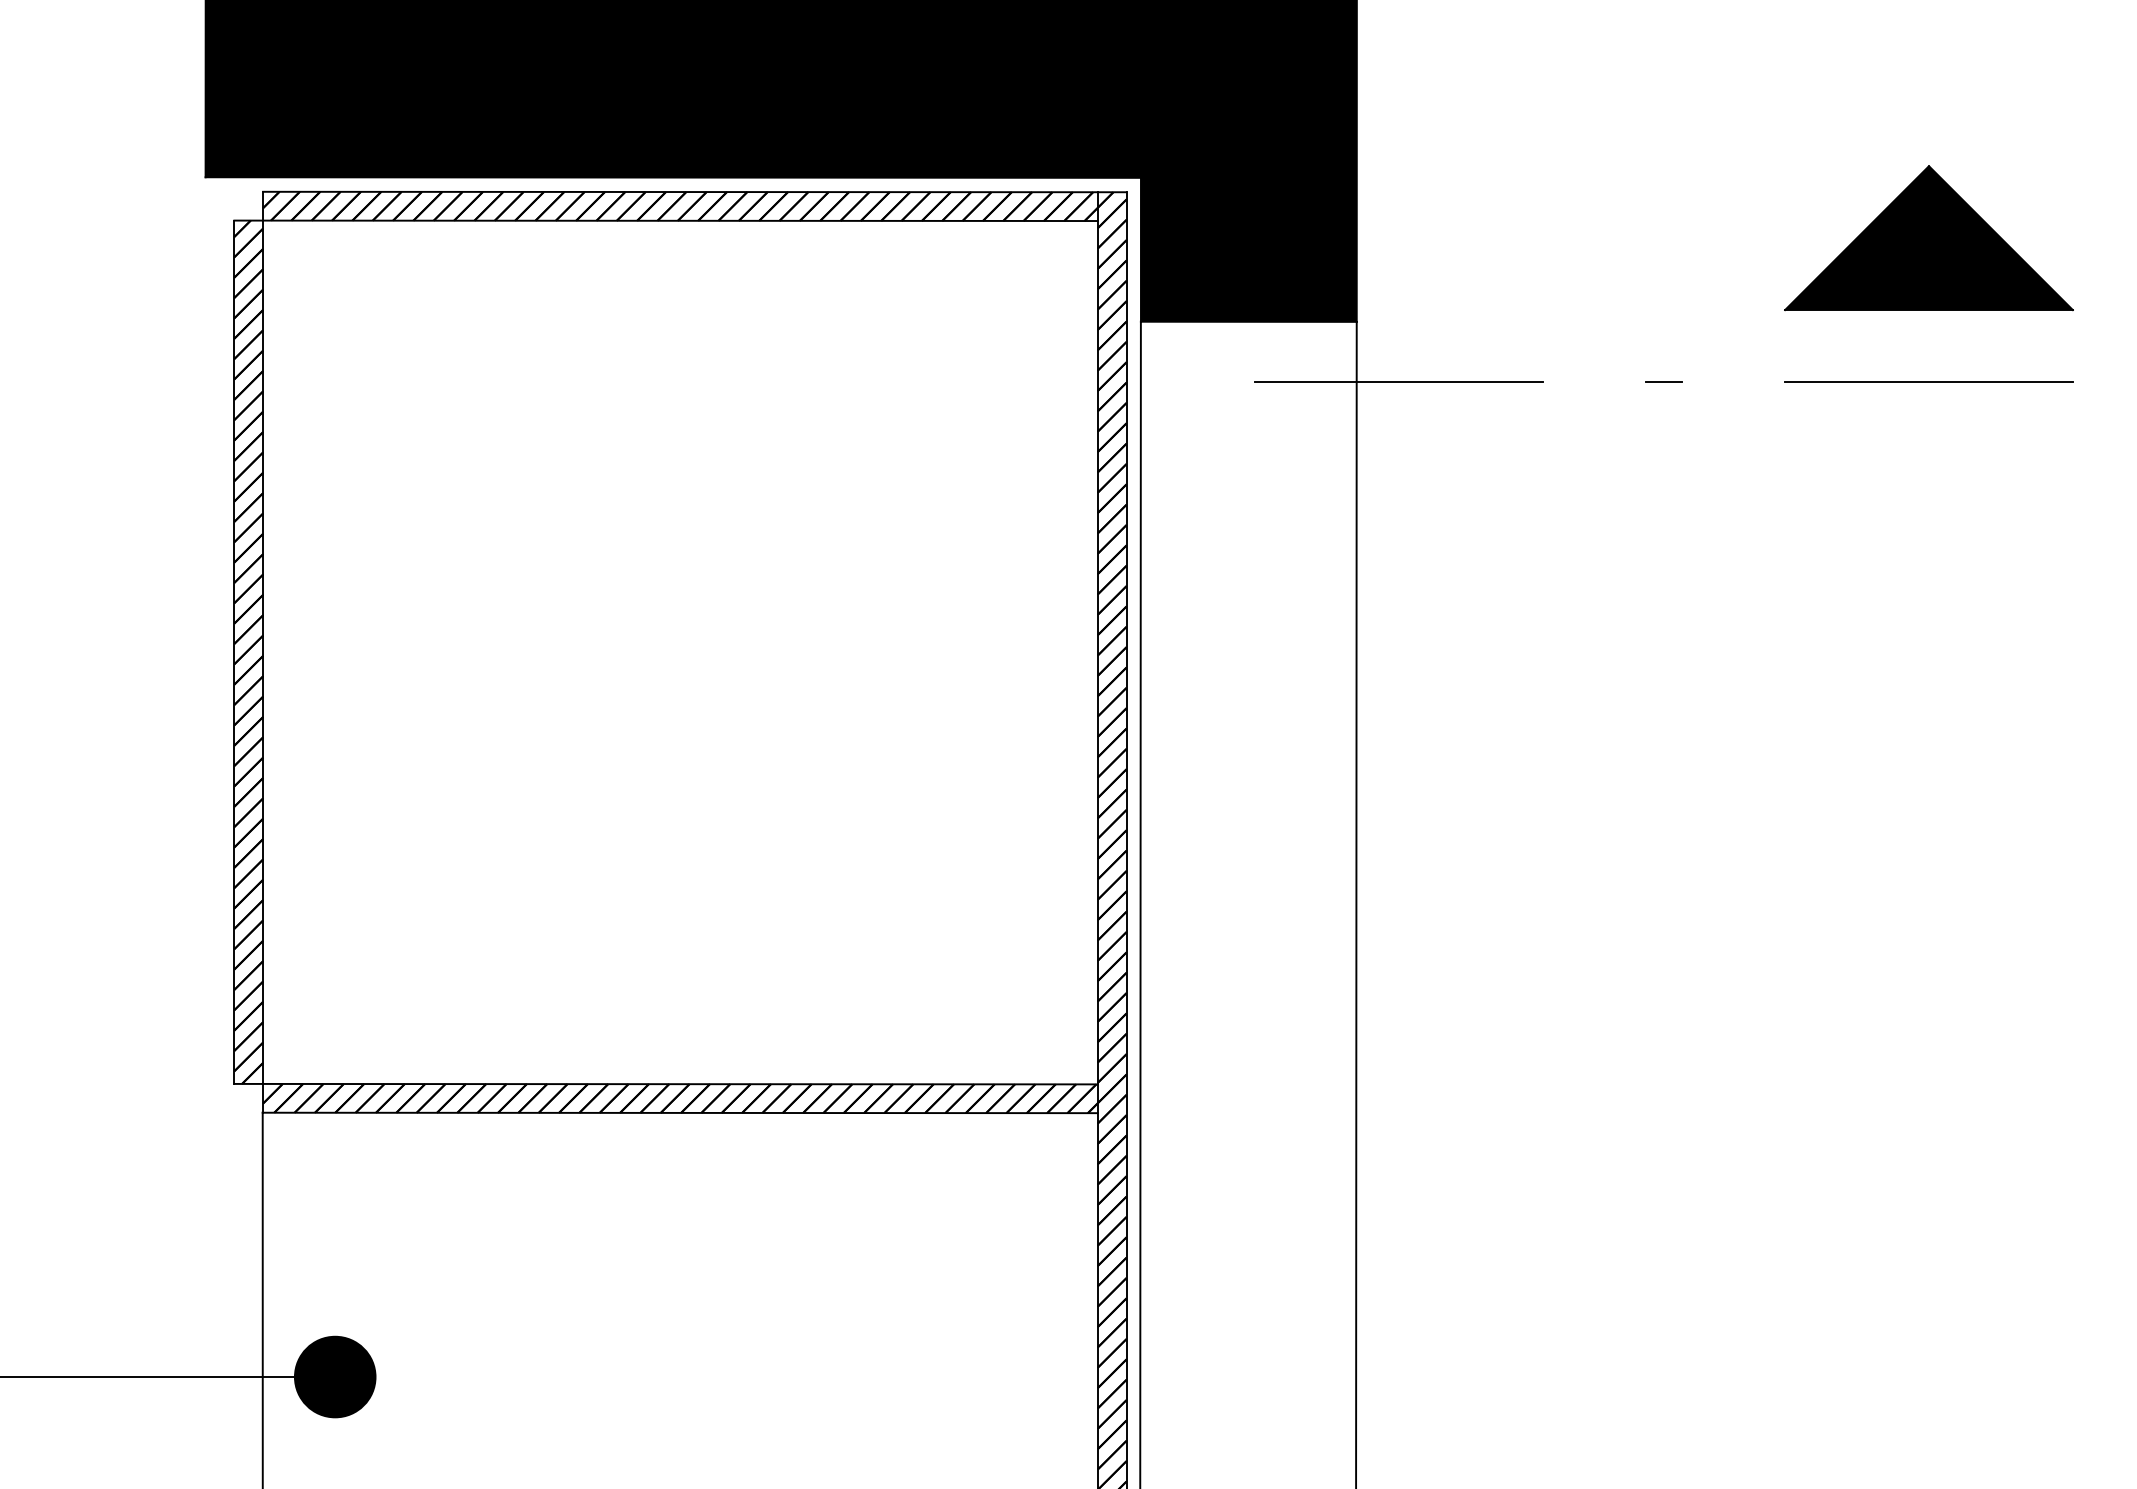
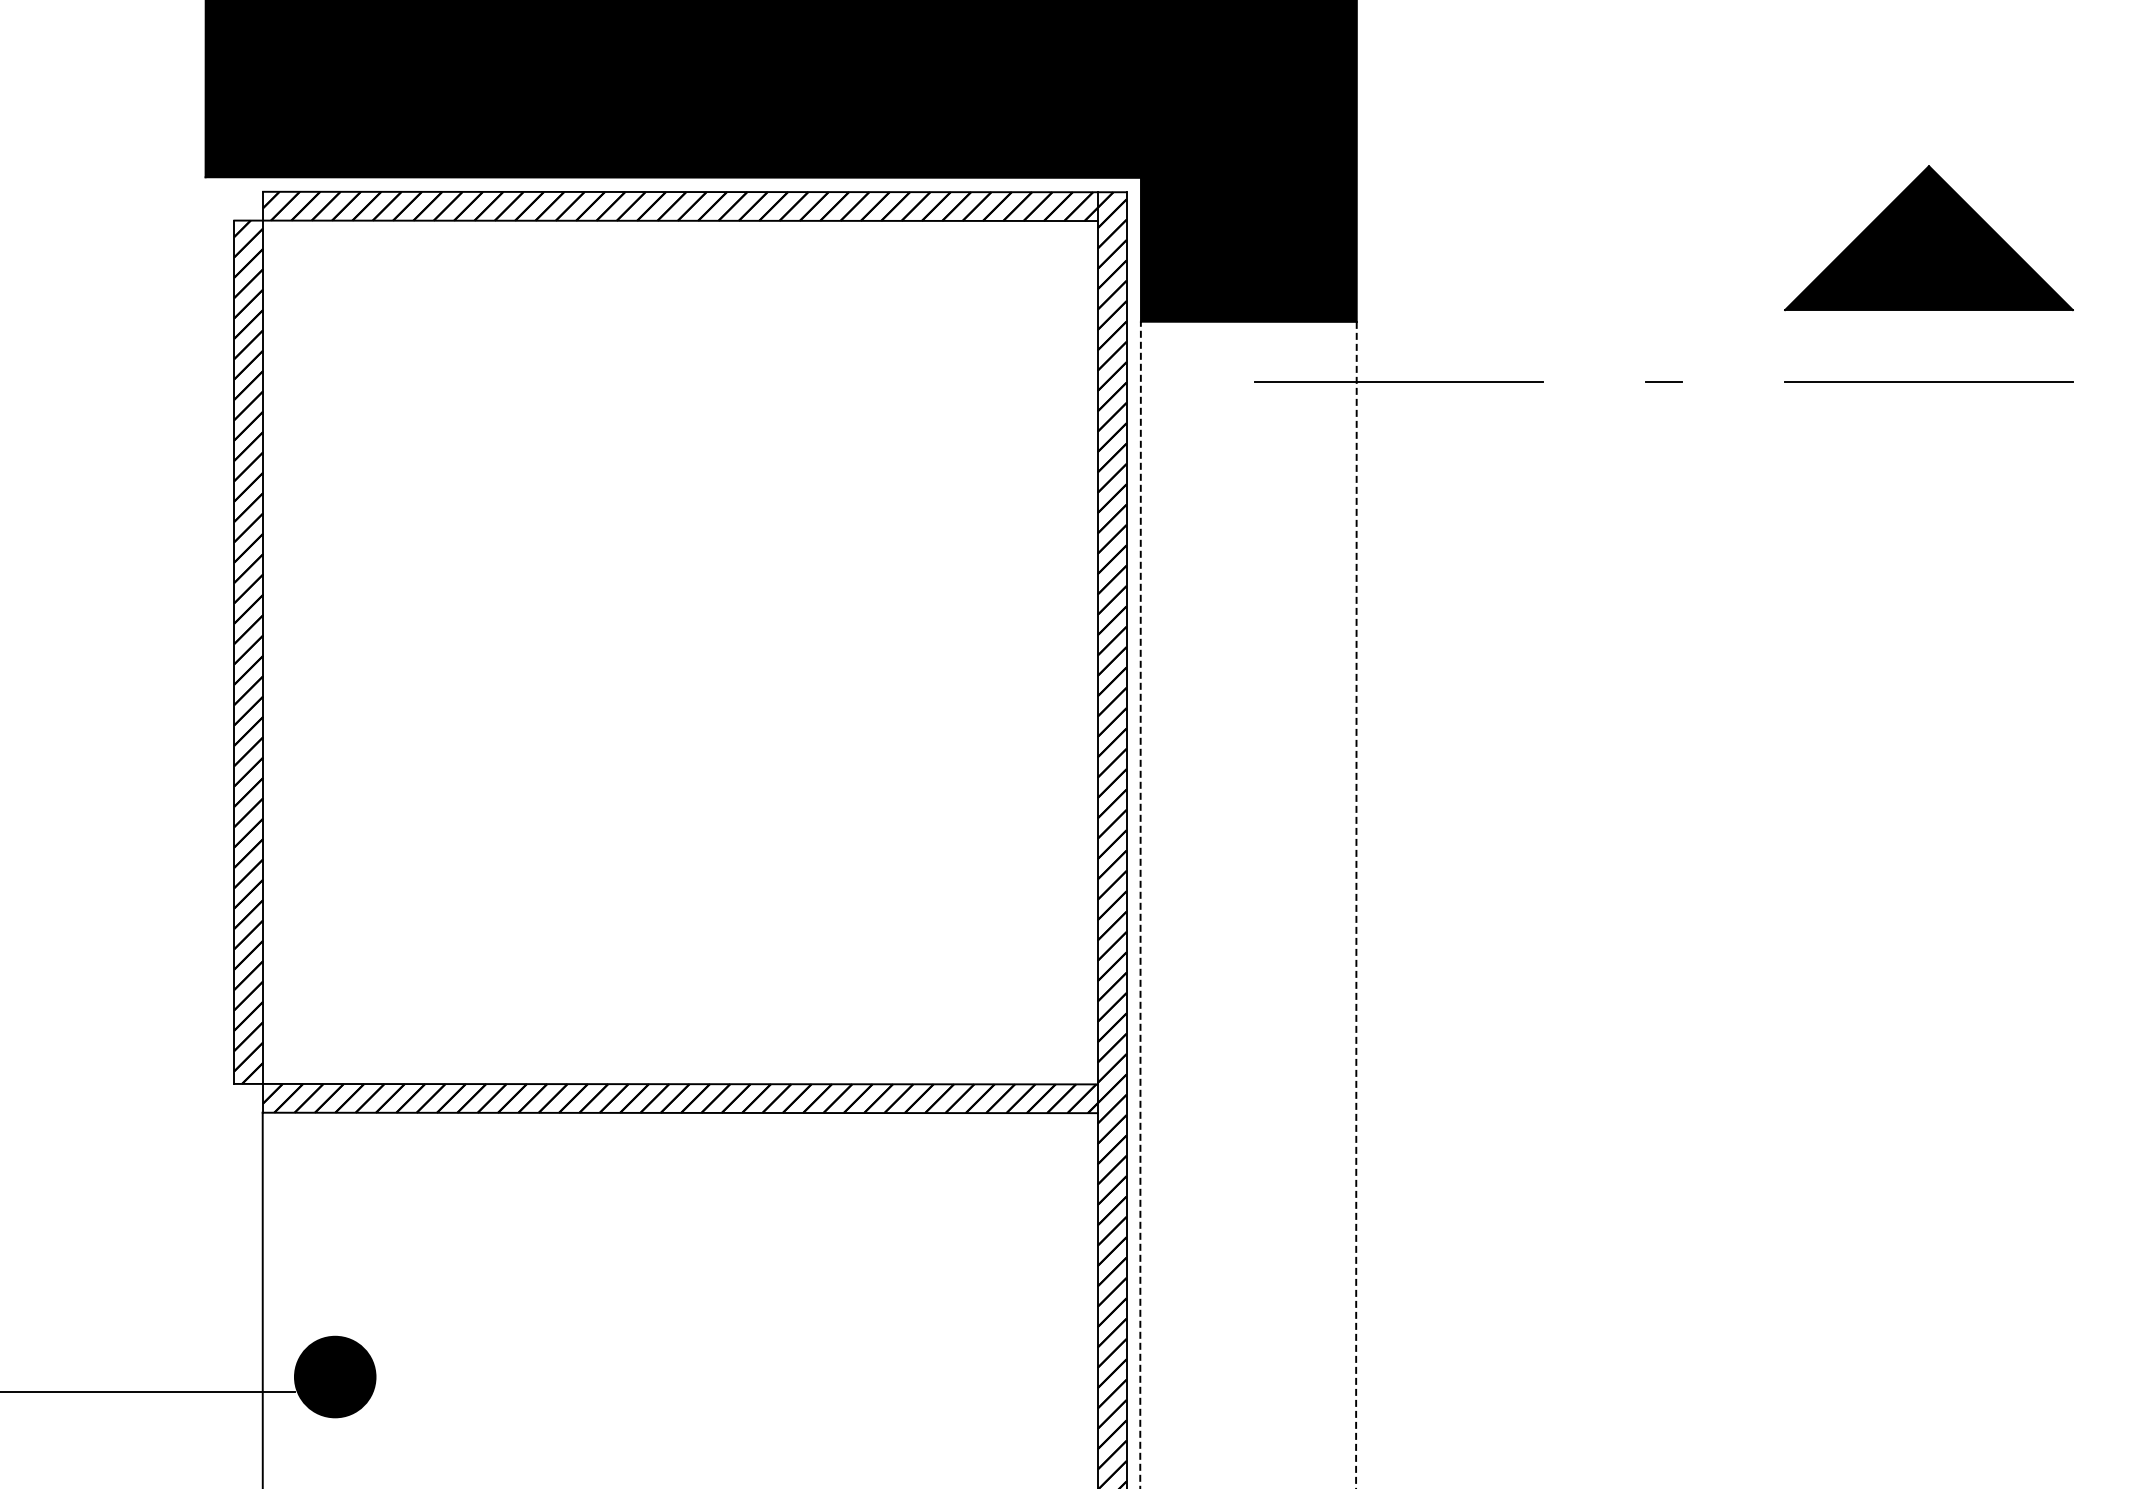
line: solid -> dashed (1140, 904)
line: solid -> dashed (1356, 905)
line position: (148, 1377) -> (148, 1392) (148, 1392)
